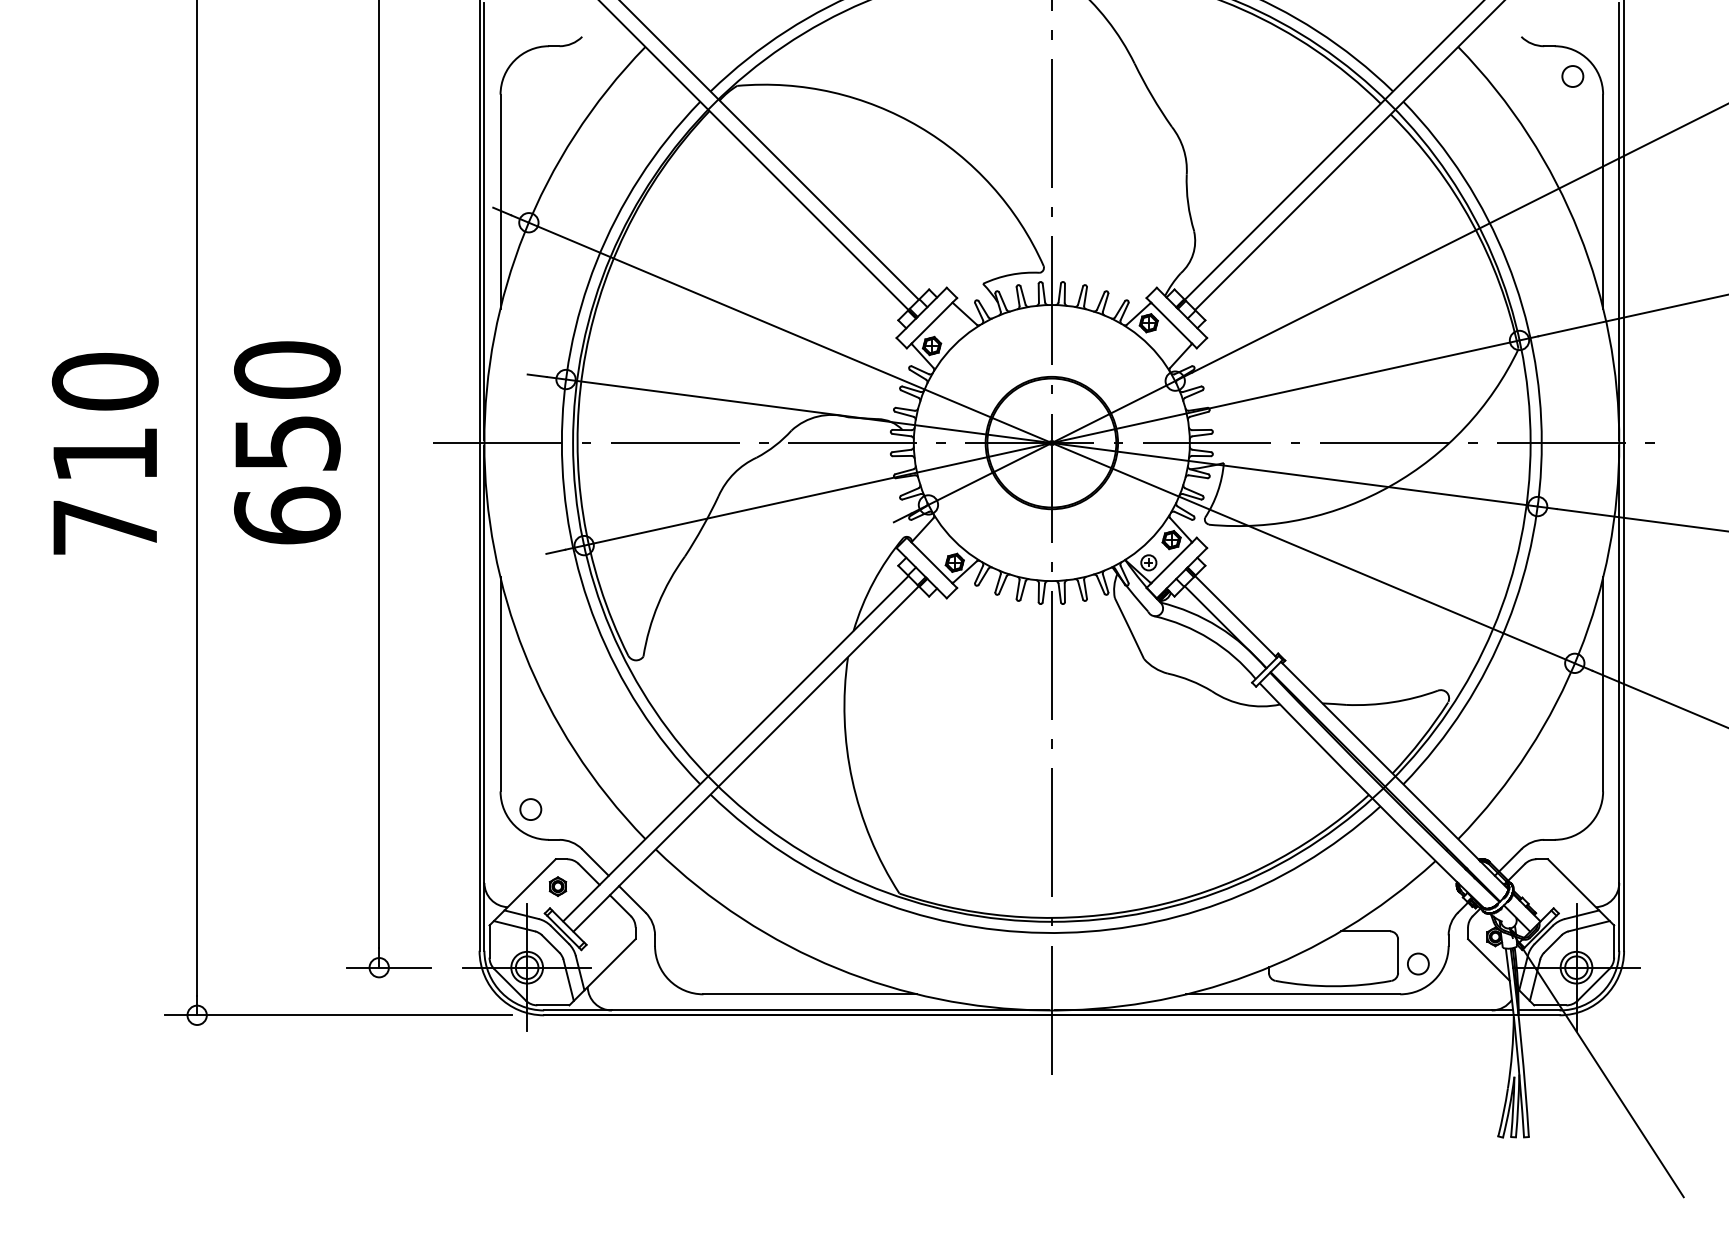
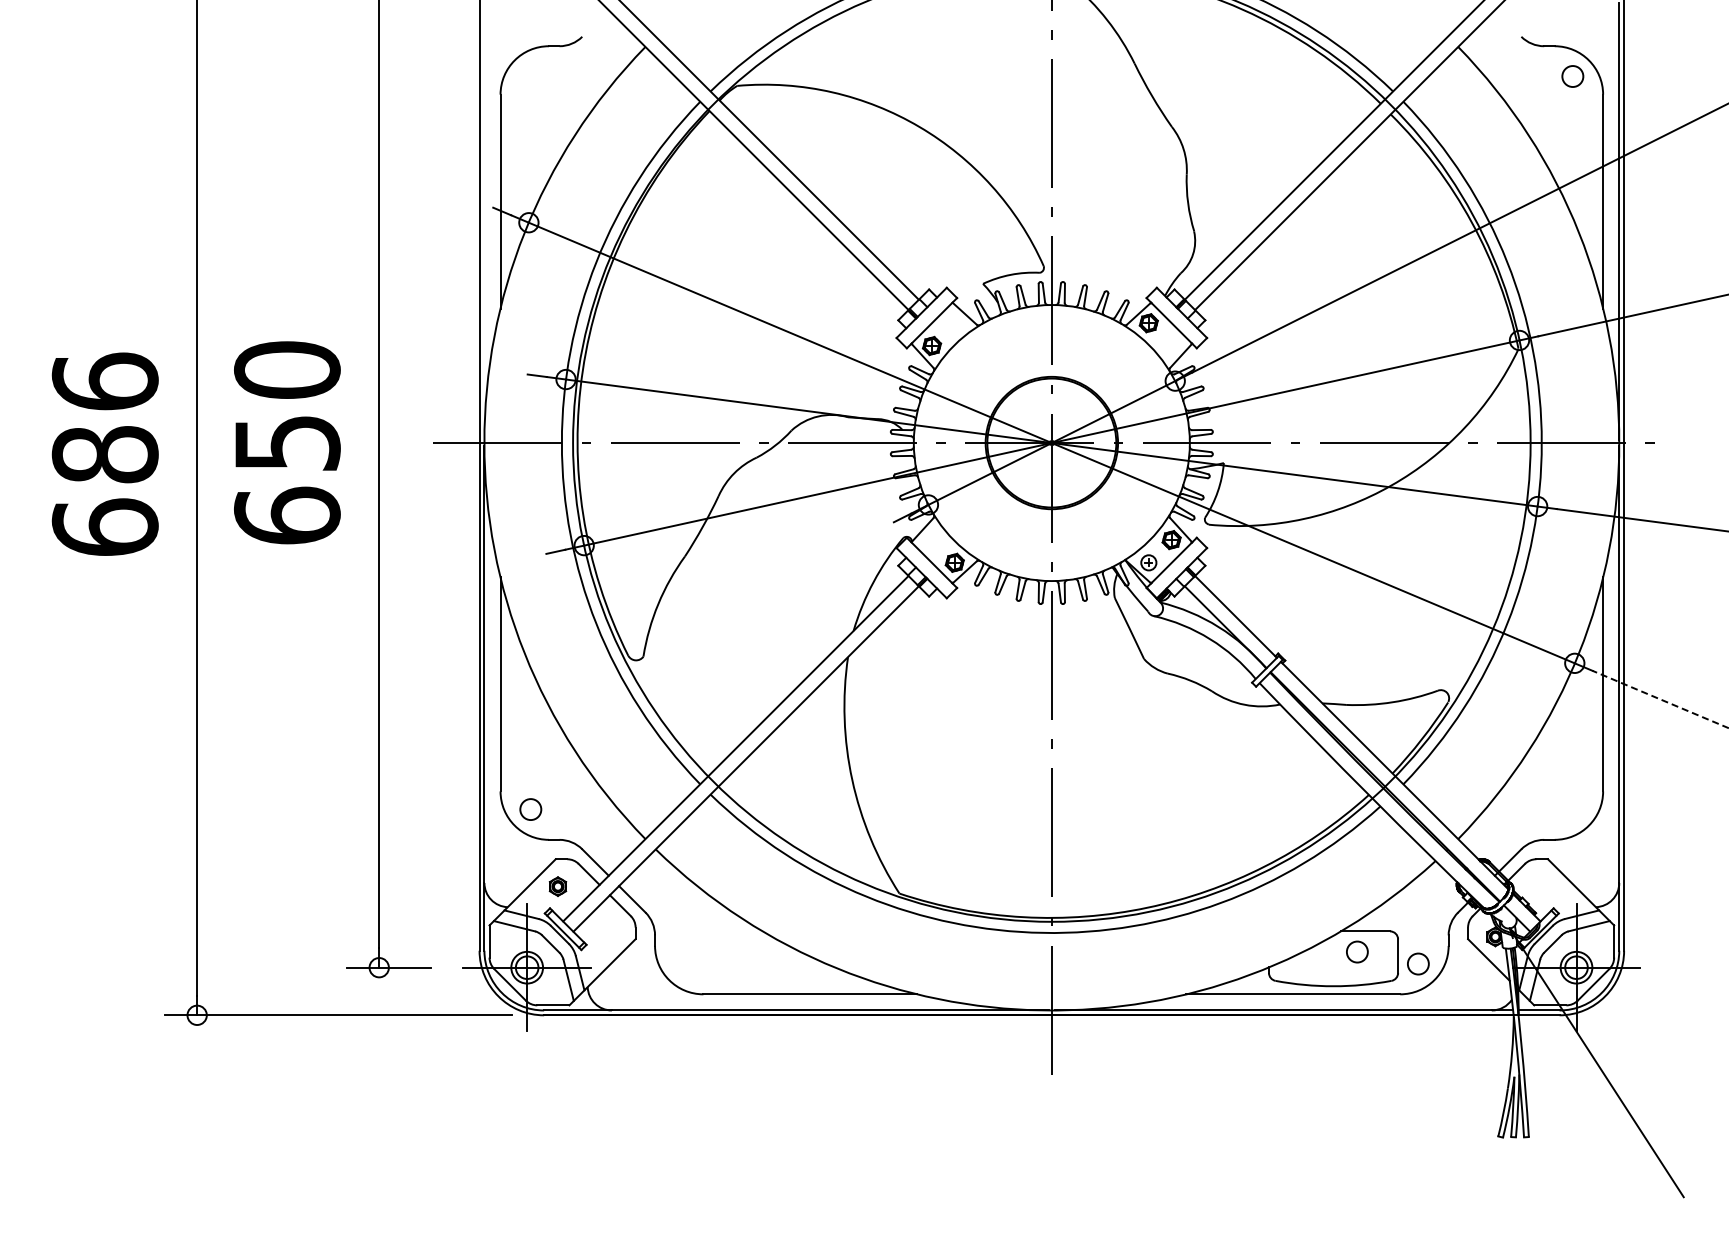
line: present -> none (484, 221)
text: 710 -> 686 (104, 453)
line: solid -> dashed (1660, 699)
circle: none -> present (1357, 951)
